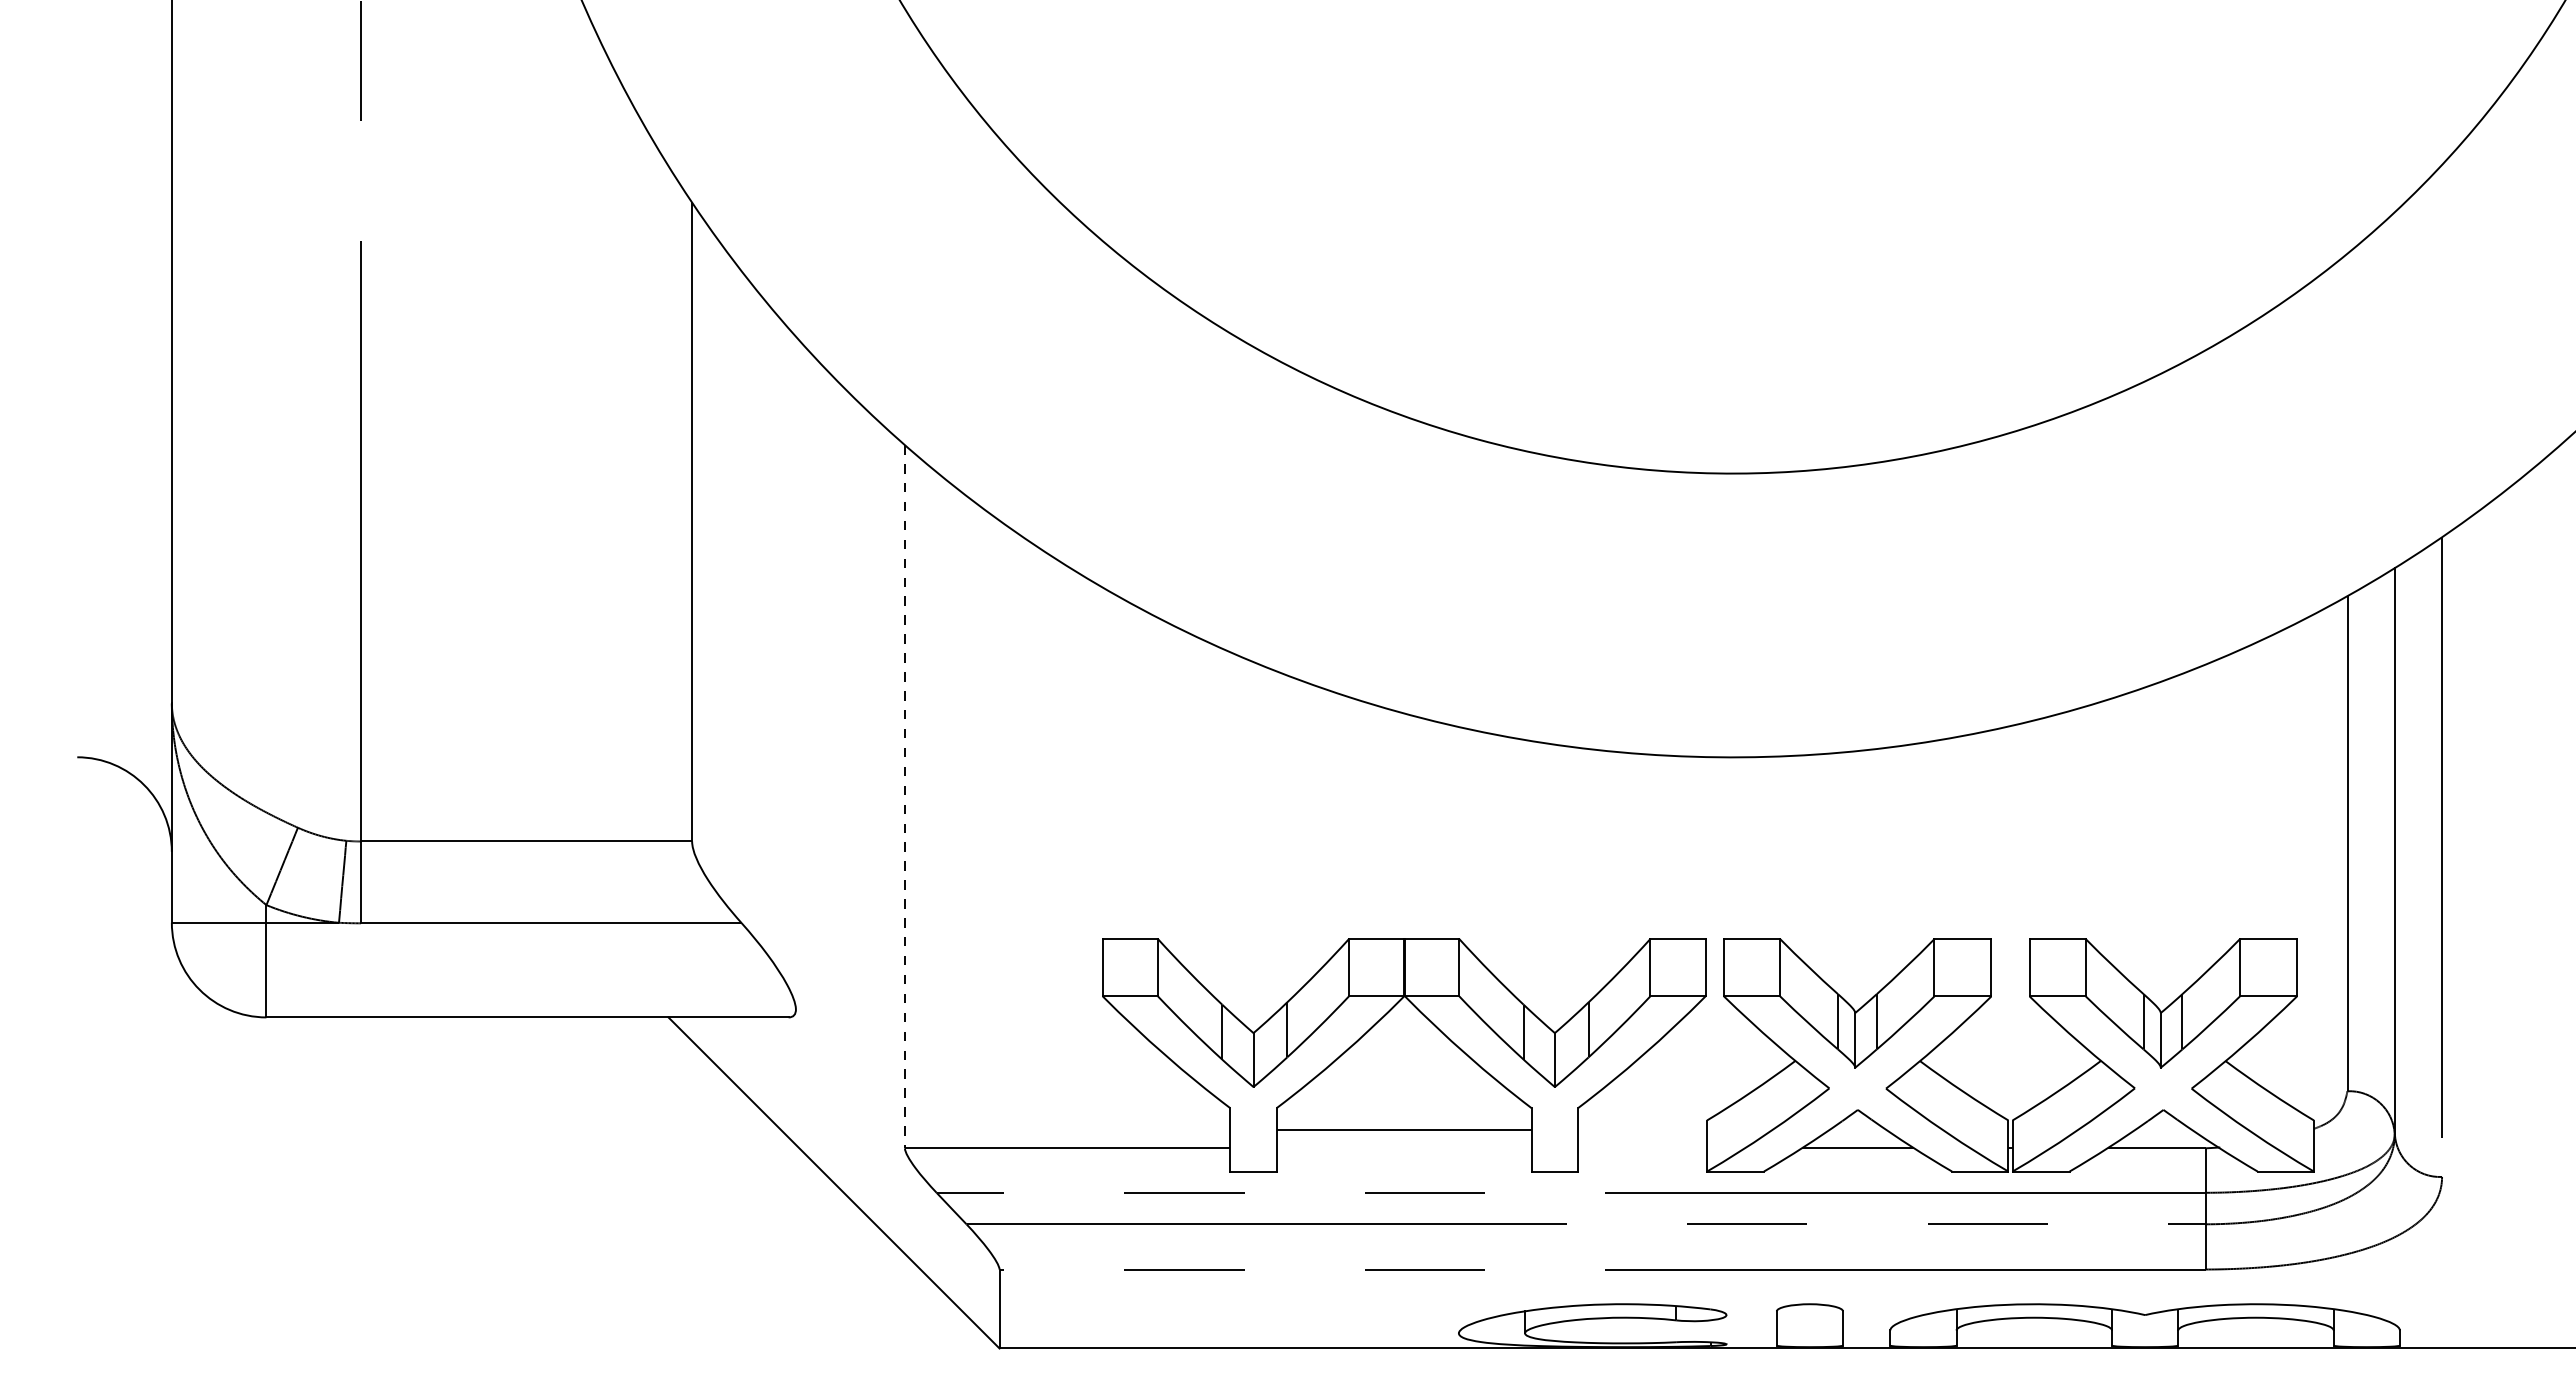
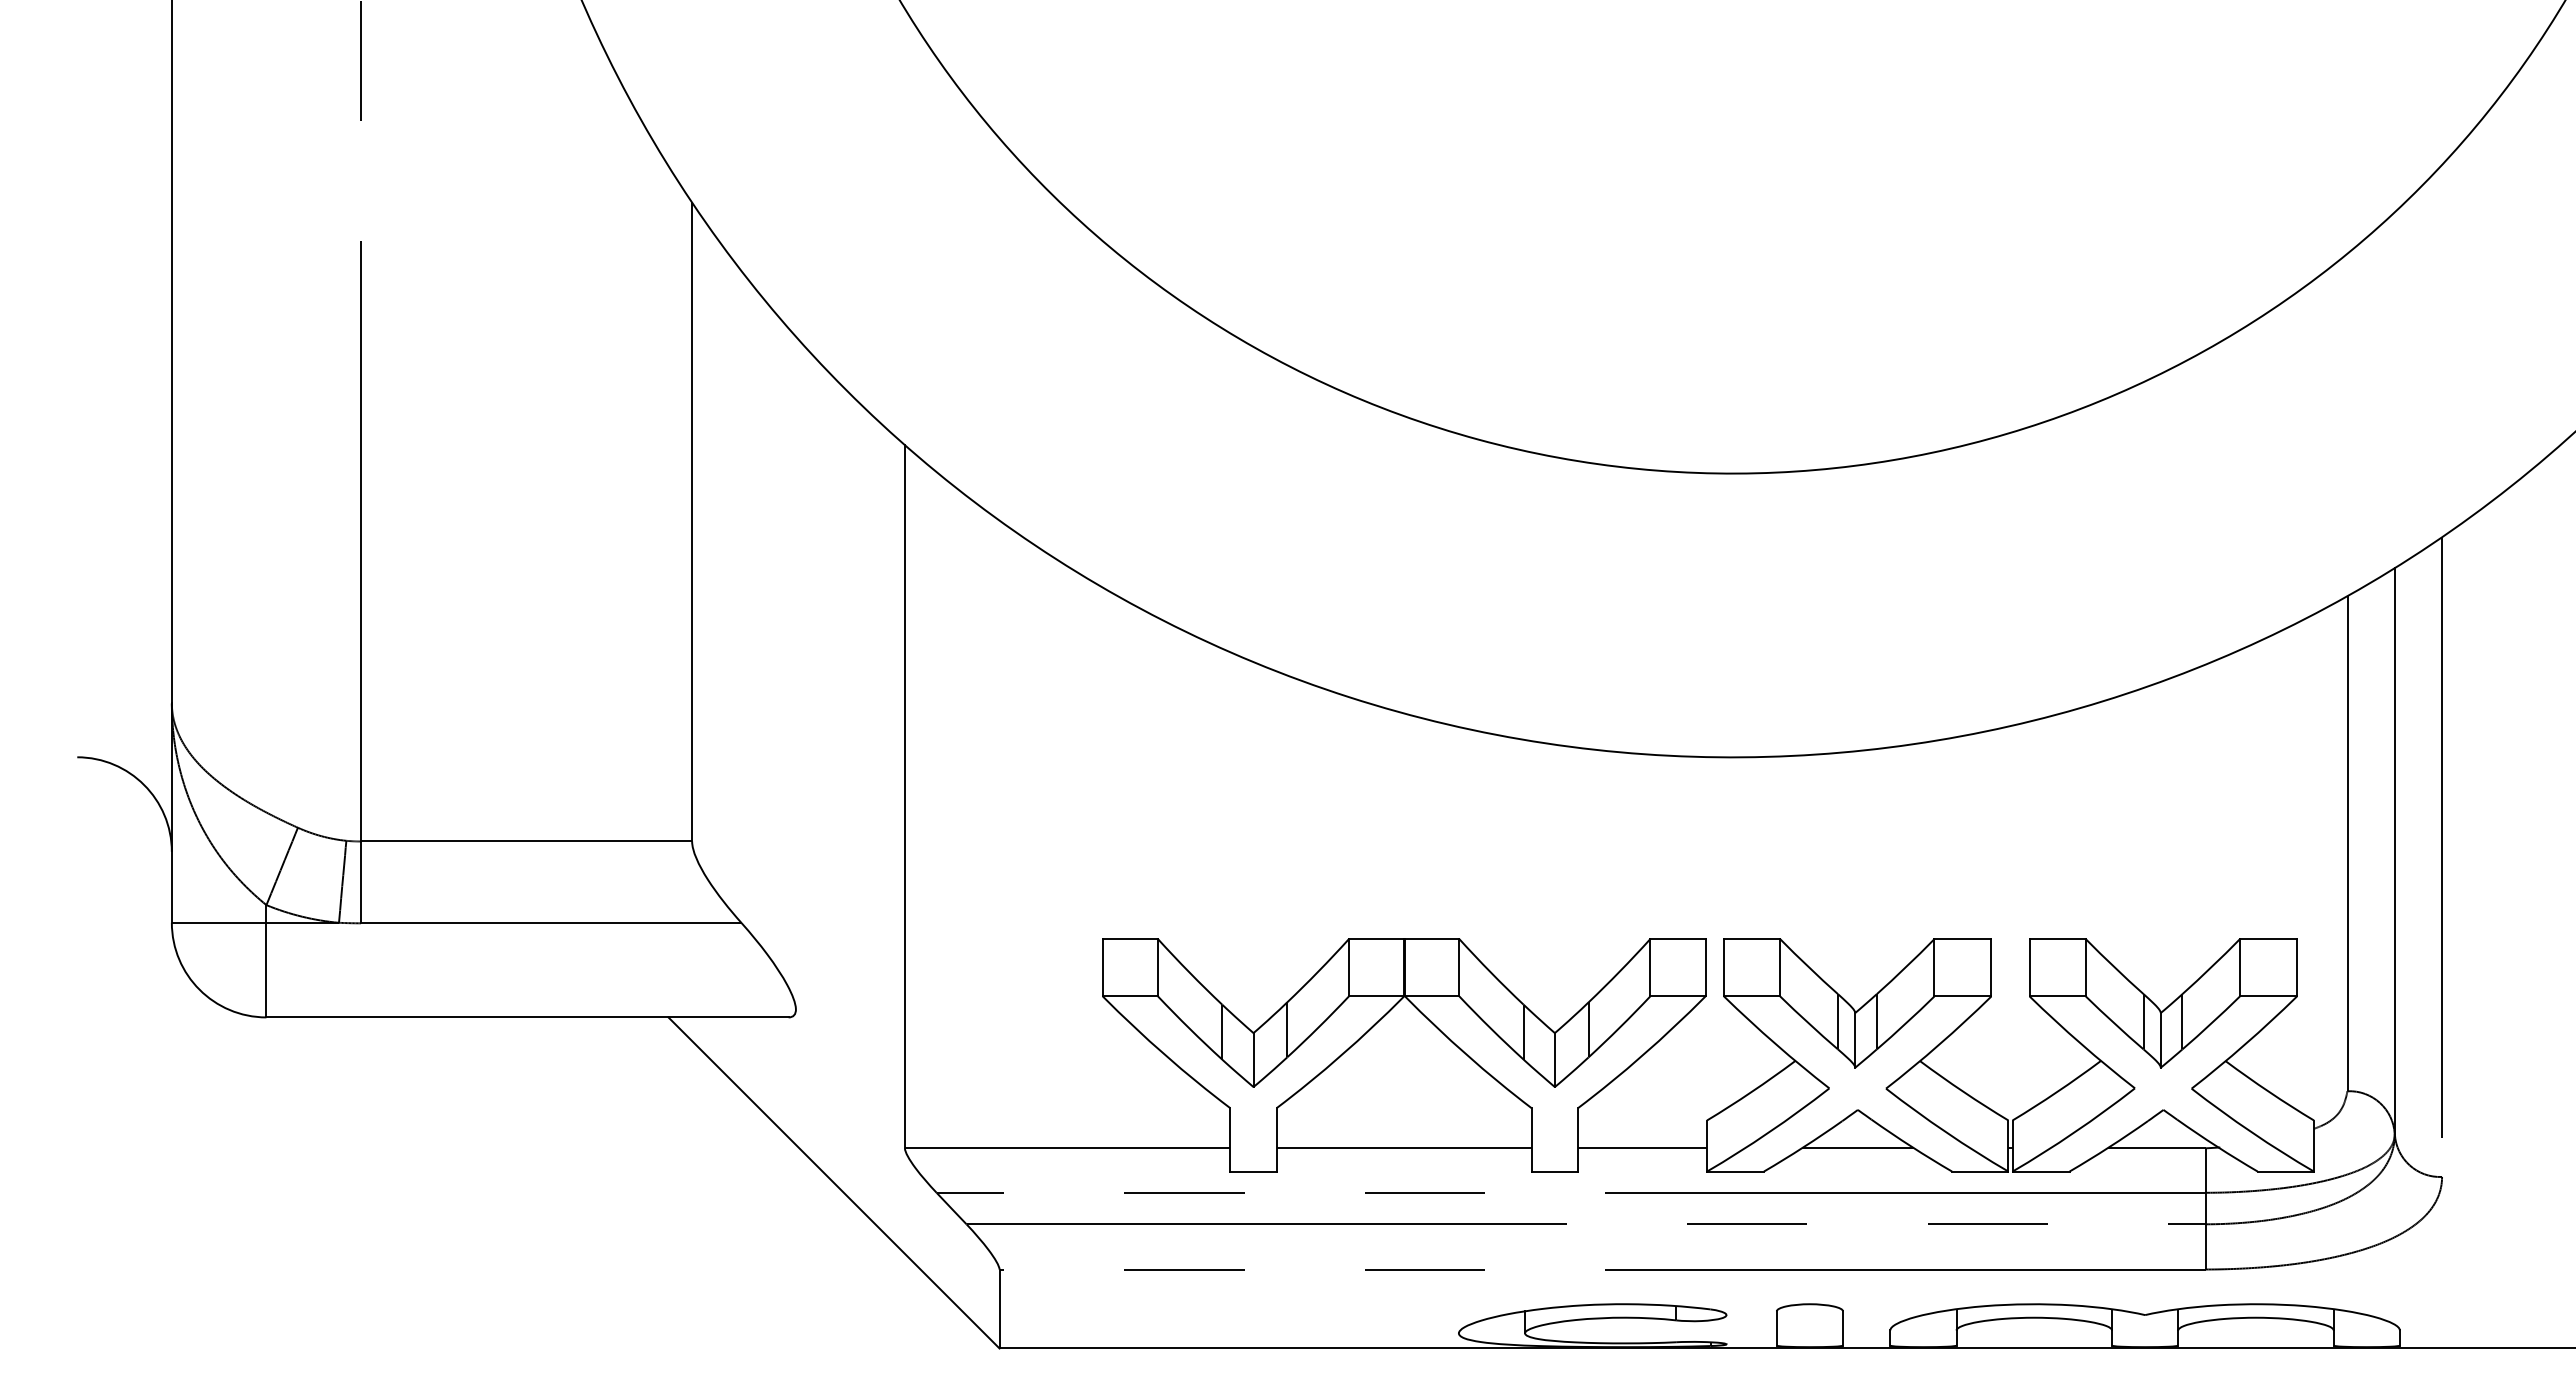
line: dashed -> solid (904, 796)
line position: (1403, 1130) -> (1403, 1148) (1403, 1148)
line: none -> present (1642, 1148)
